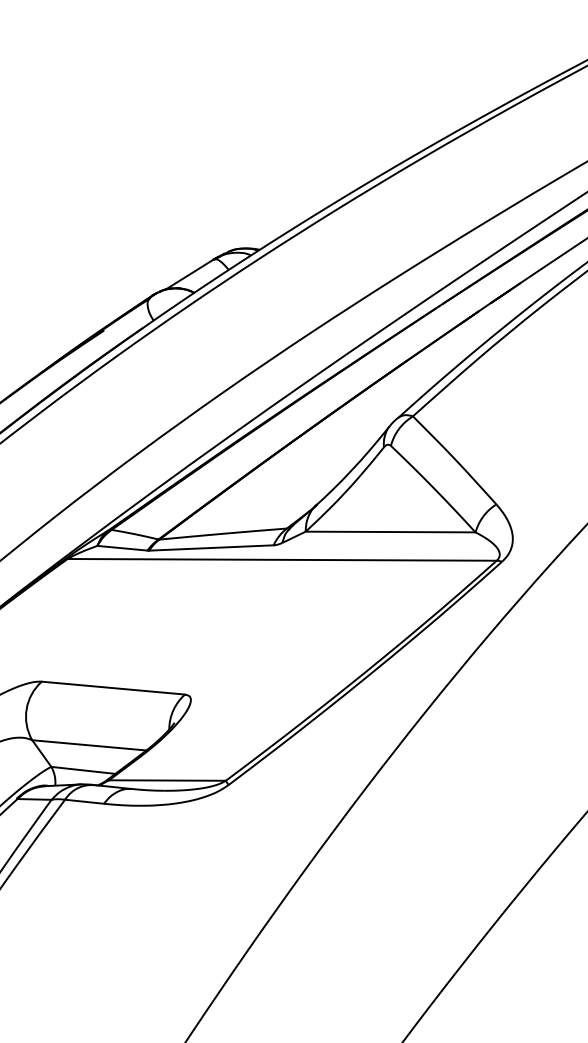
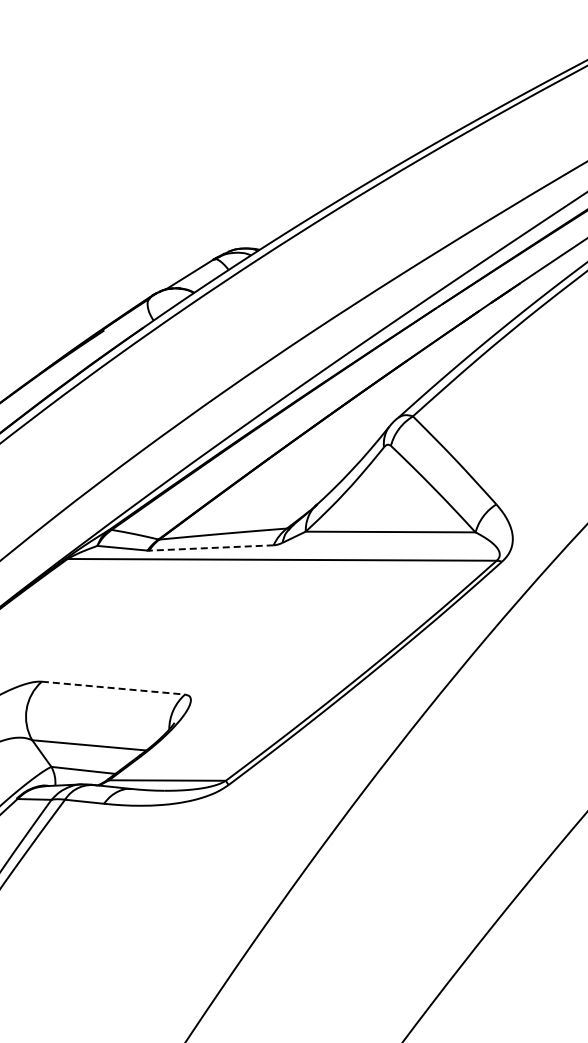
line: solid -> dashed (210, 548)
line: solid -> dashed (113, 688)
